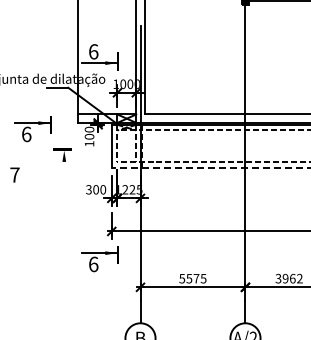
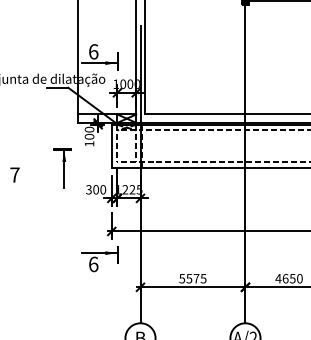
part: present -> none (32, 129)
line: dashed -> solid (210, 168)
line: none -> present (64, 169)
text: 3962 -> 4650 (288, 278)
